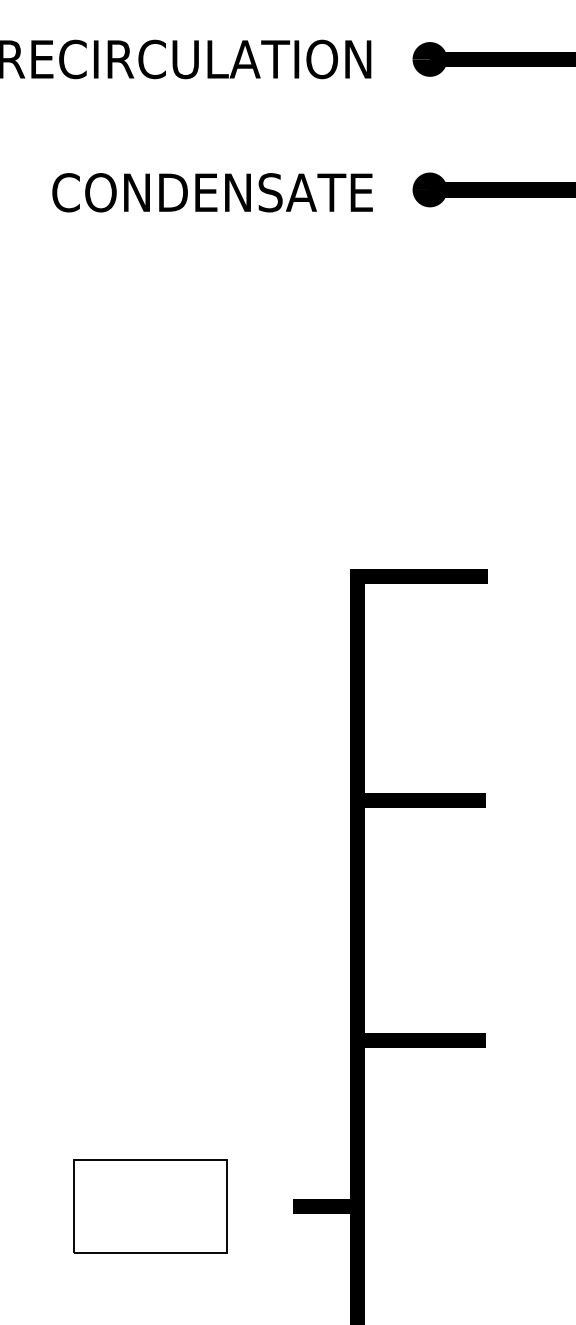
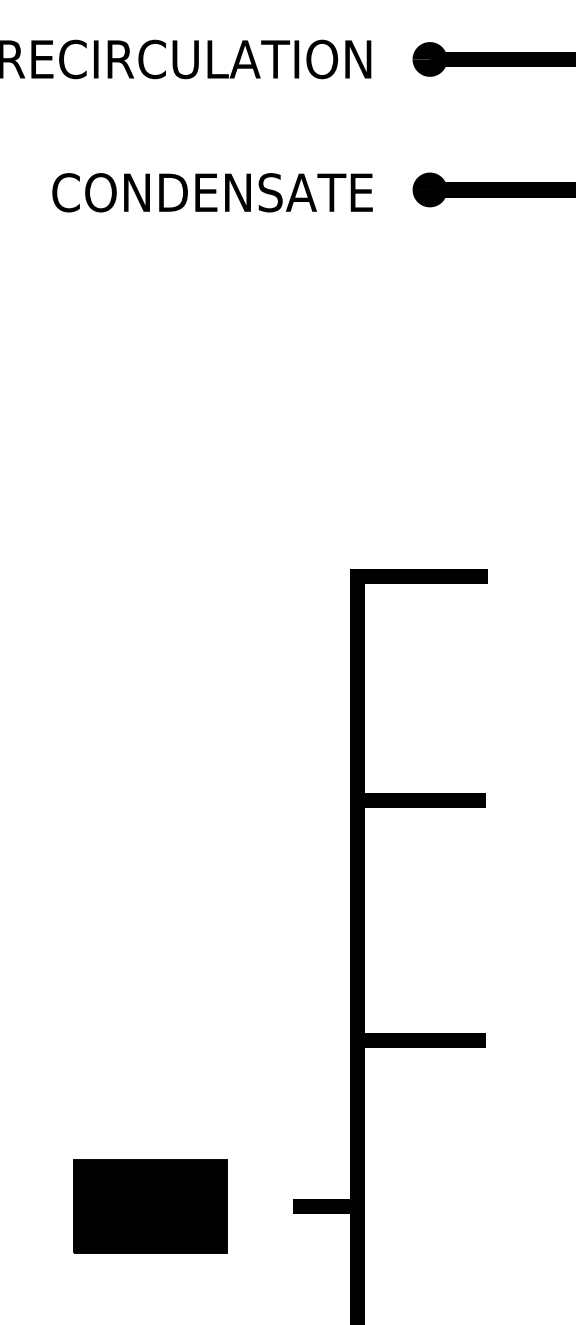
fill: none -> present (150, 1206)
